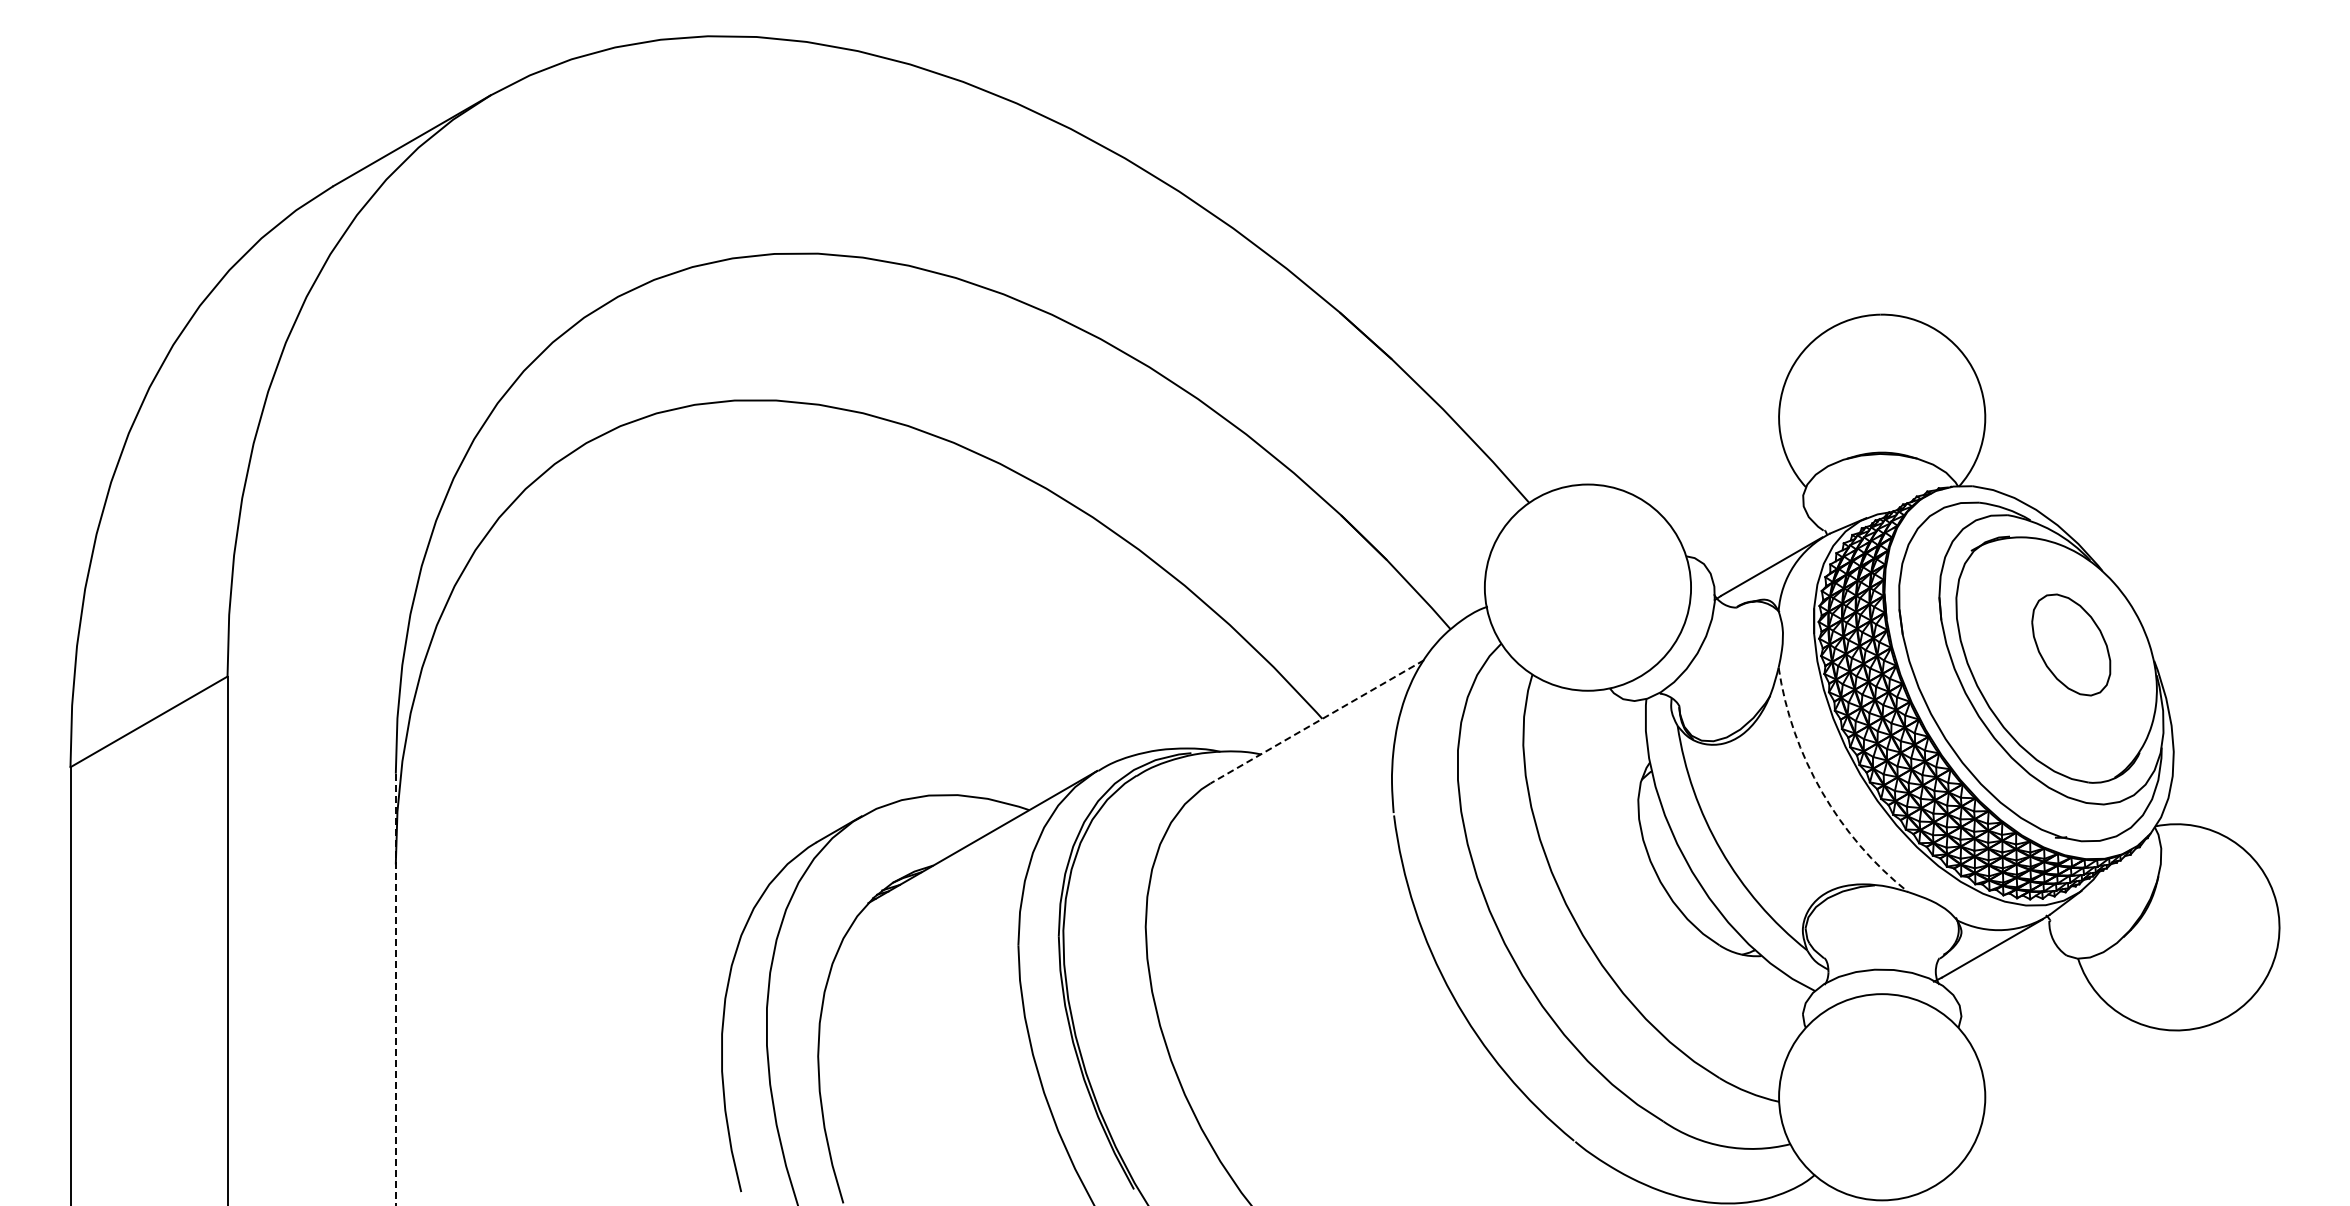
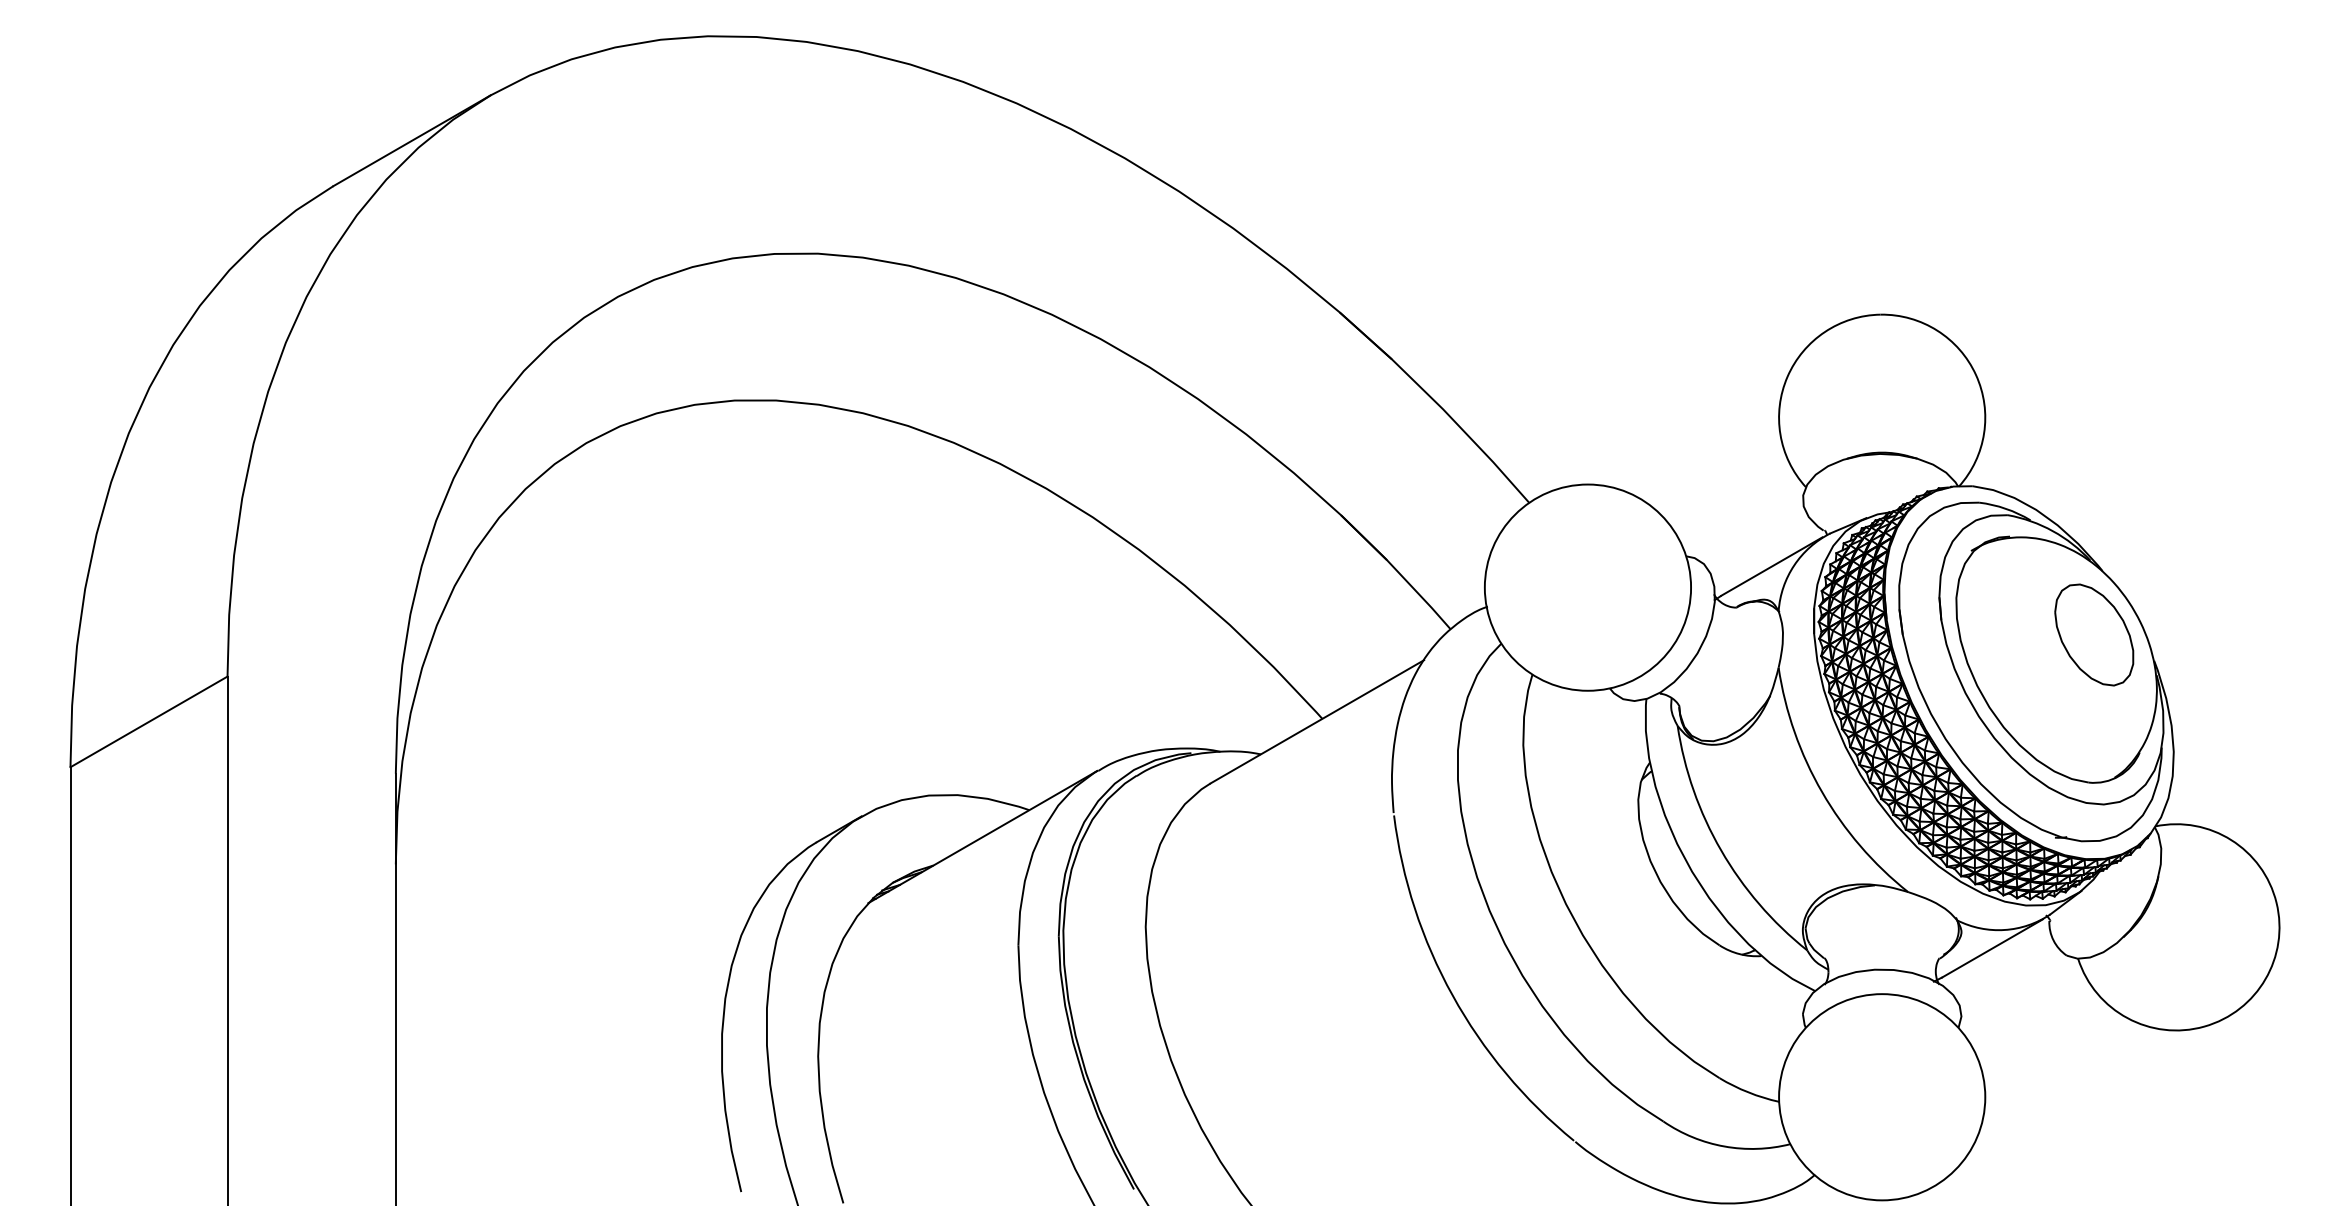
part position: (2071, 644) -> (2094, 634) (2094, 634)
line: dashed -> solid (1316, 722)
arc: dashed -> solid (1822, 792)
line: dashed -> solid (395, 989)
